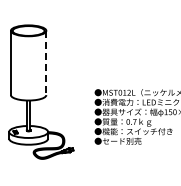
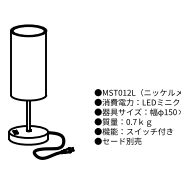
line: dashed -> solid (46, 63)
